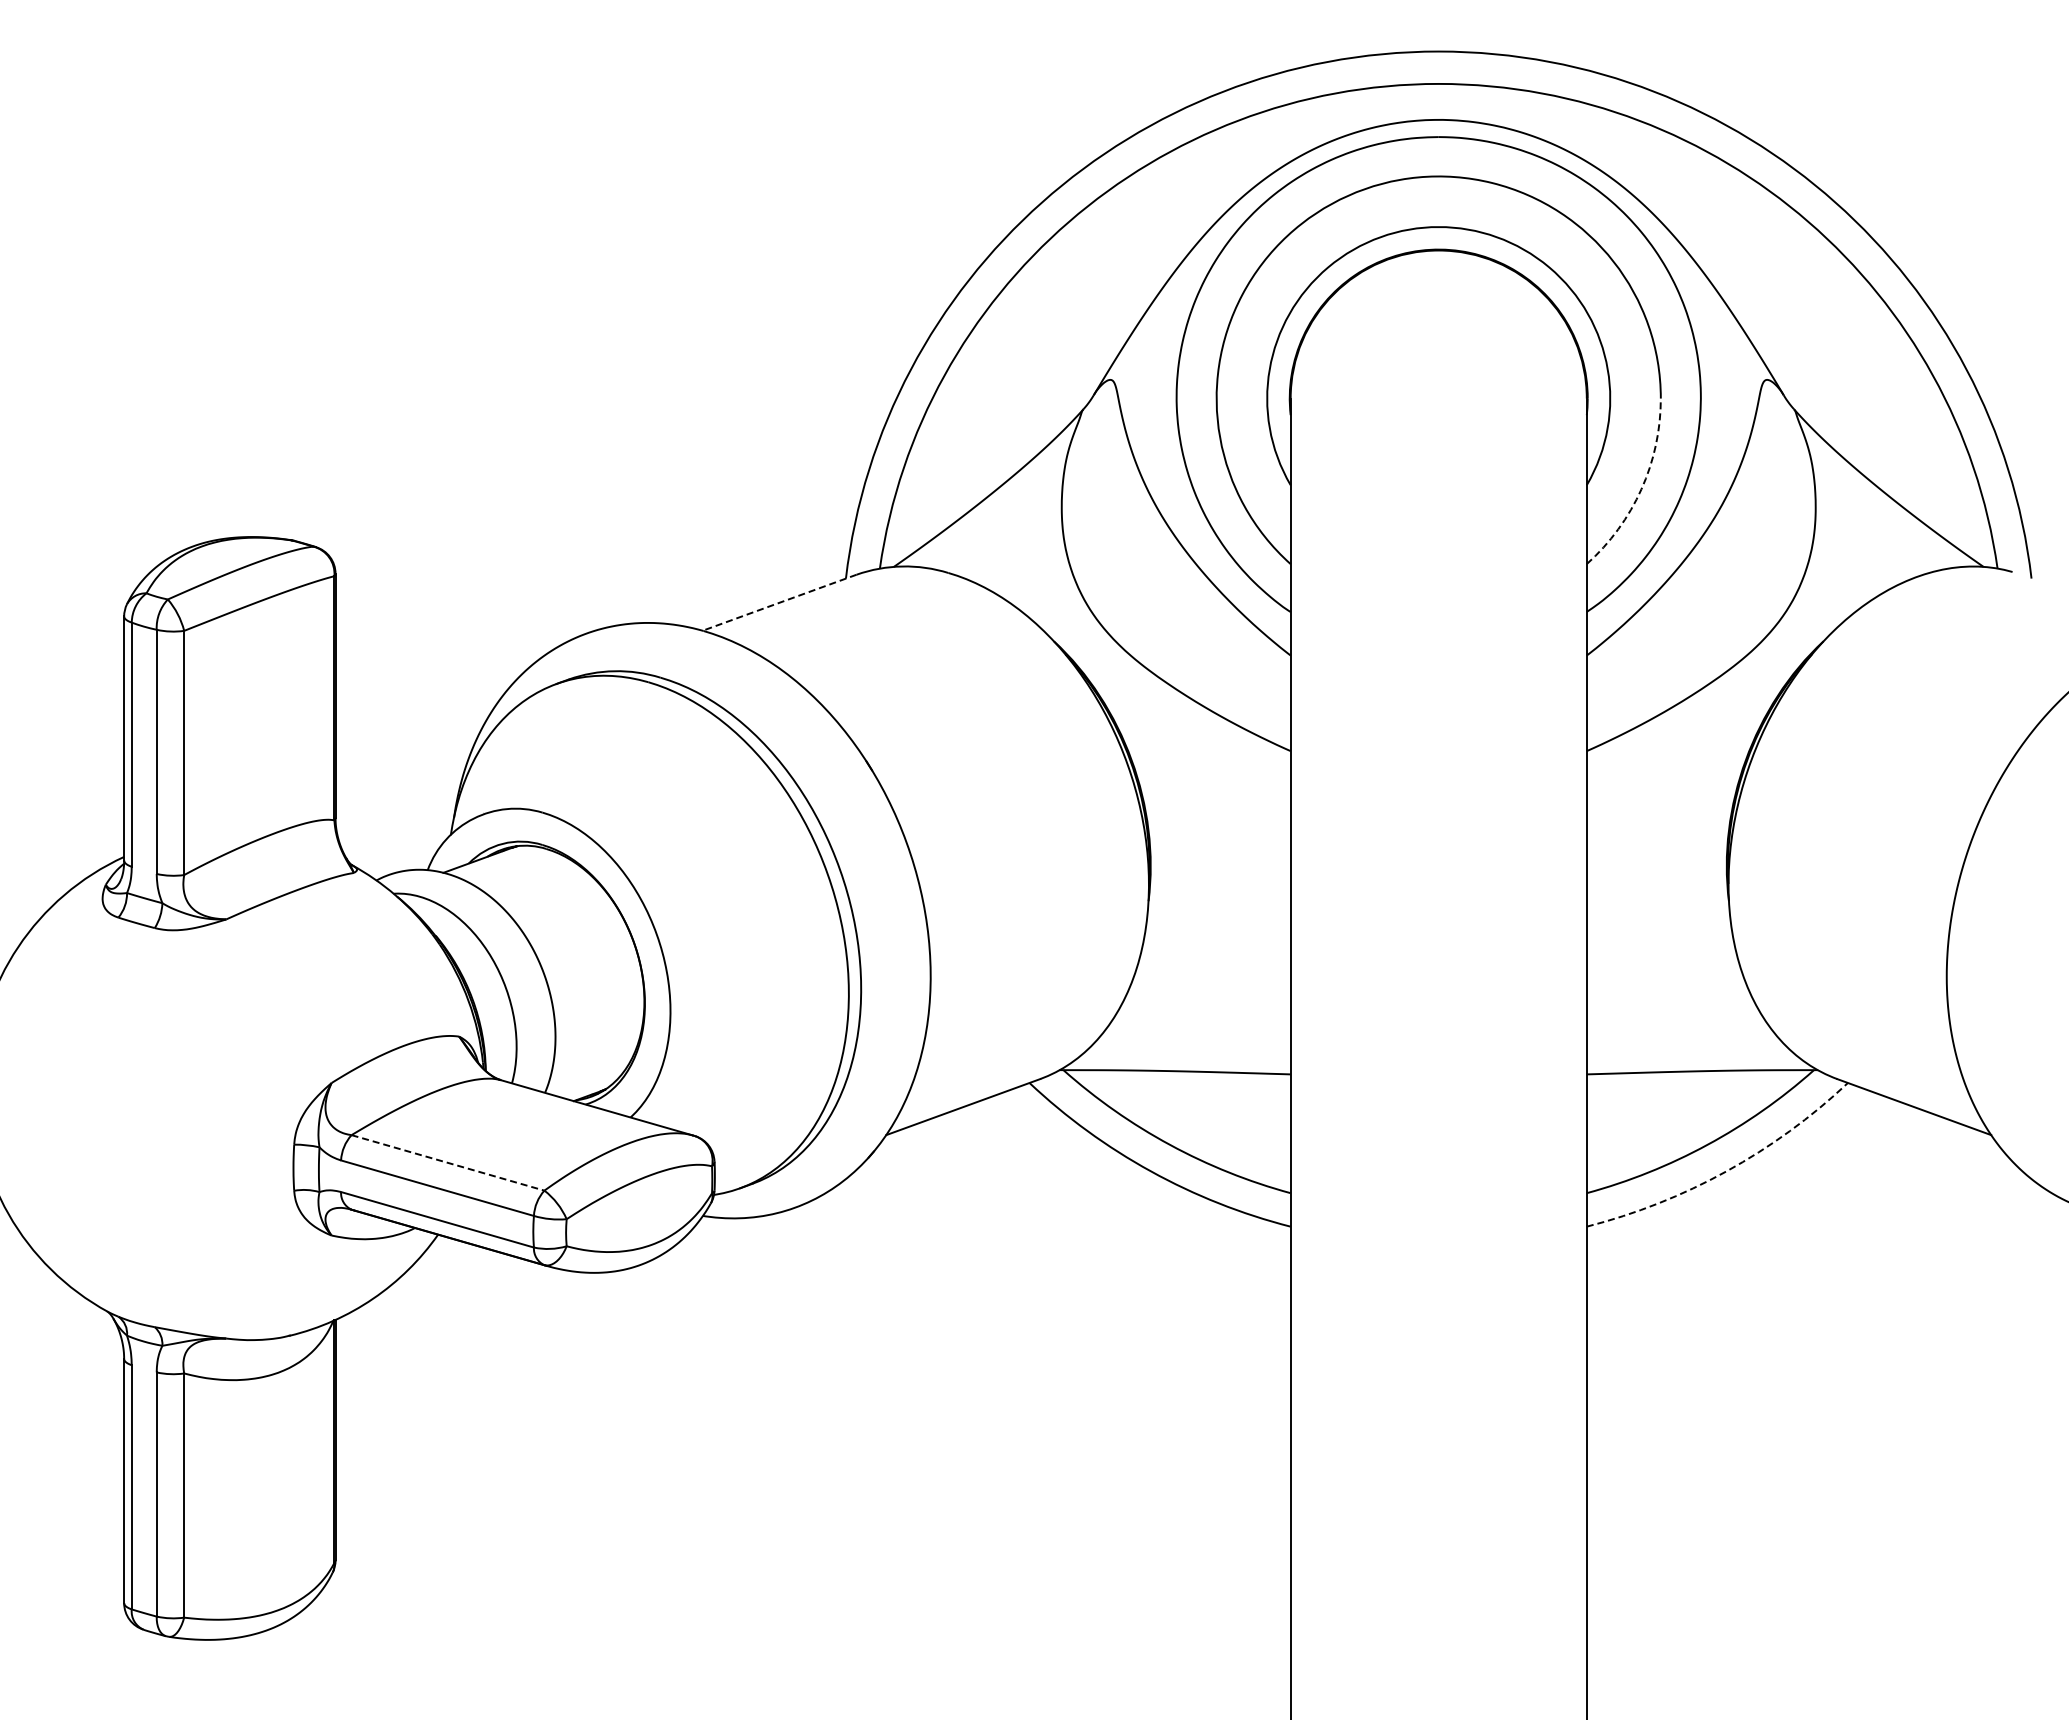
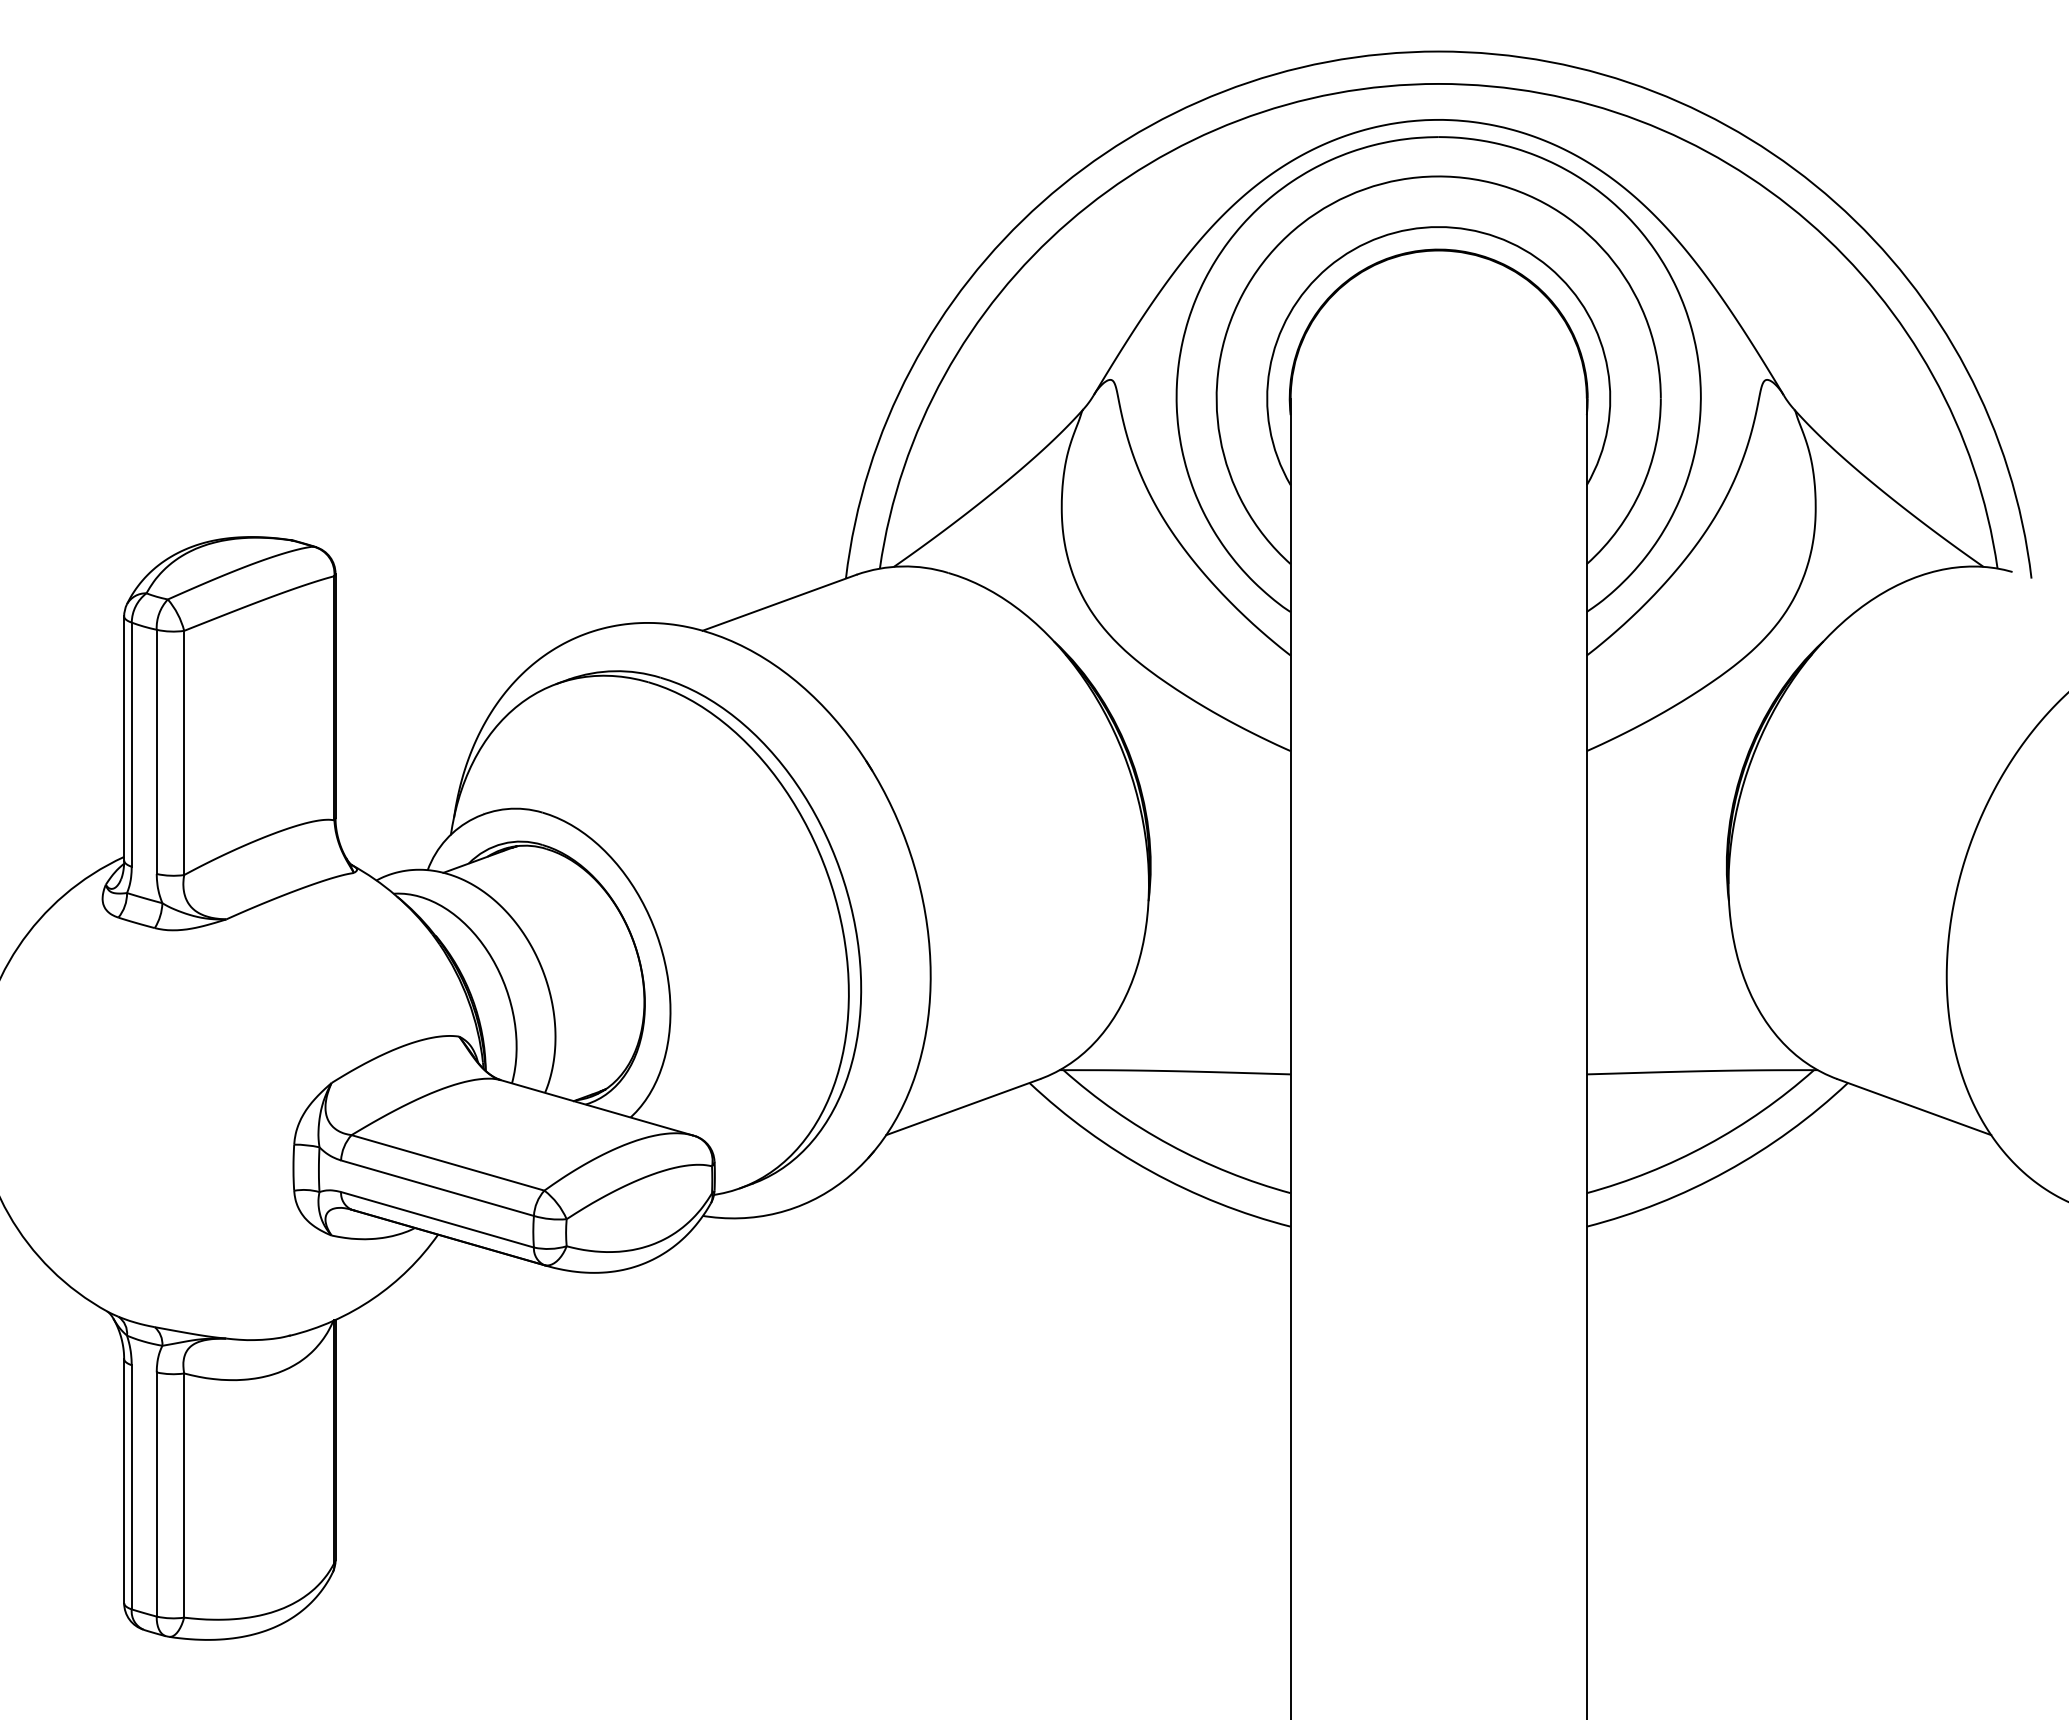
arc: dashed -> solid (1641, 489)
line: dashed -> solid (779, 602)
line: dashed -> solid (448, 1163)
arc: dashed -> solid (1726, 1171)
